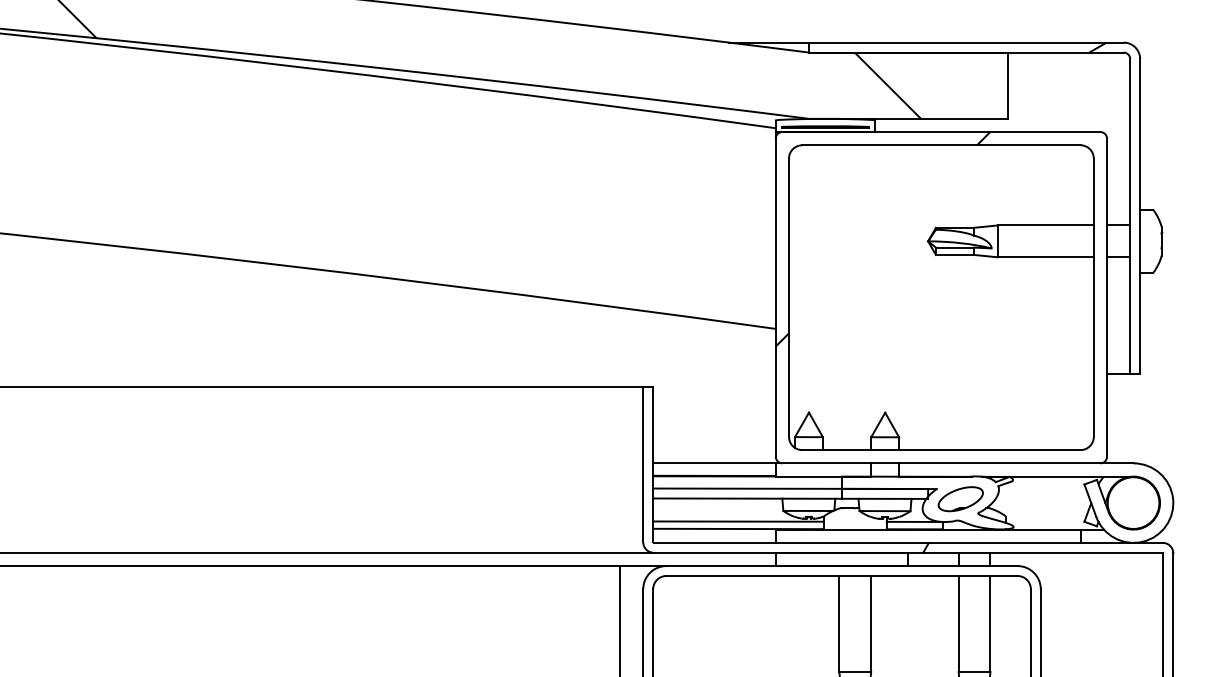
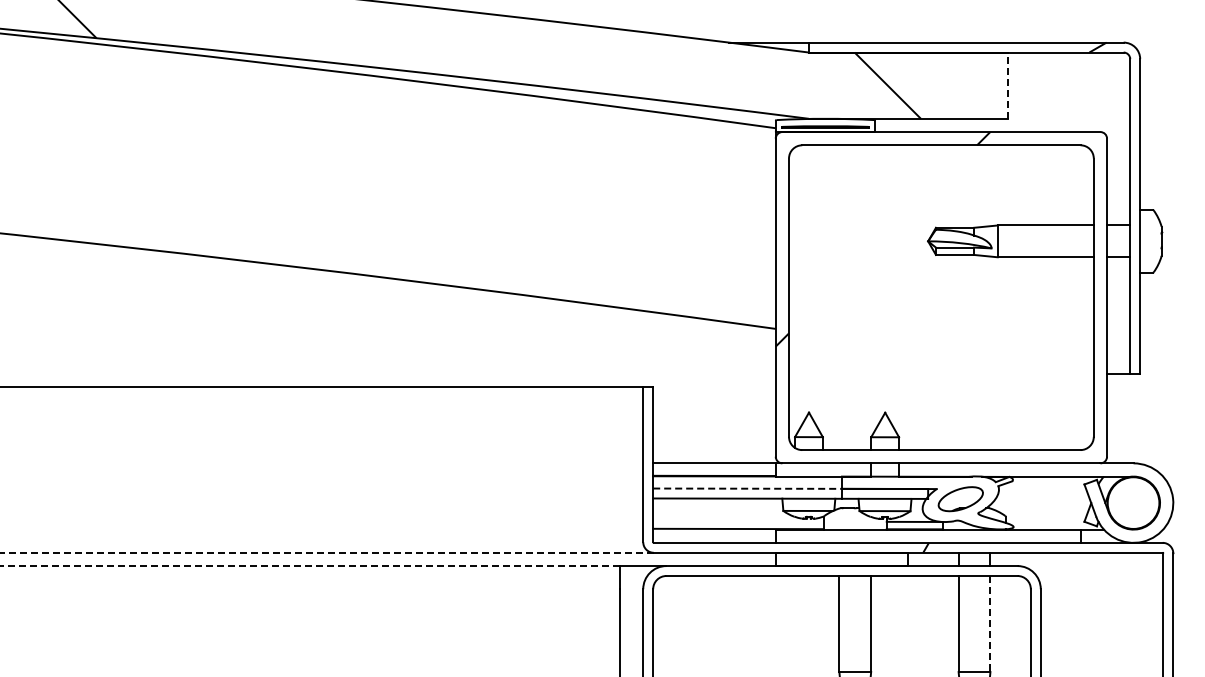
line: solid -> dashed (1007, 85)
line: solid -> dashed (748, 488)
line: present -> none (738, 521)
line: solid -> dashed (326, 552)
line: solid -> dashed (310, 566)
line: solid -> dashed (990, 624)
